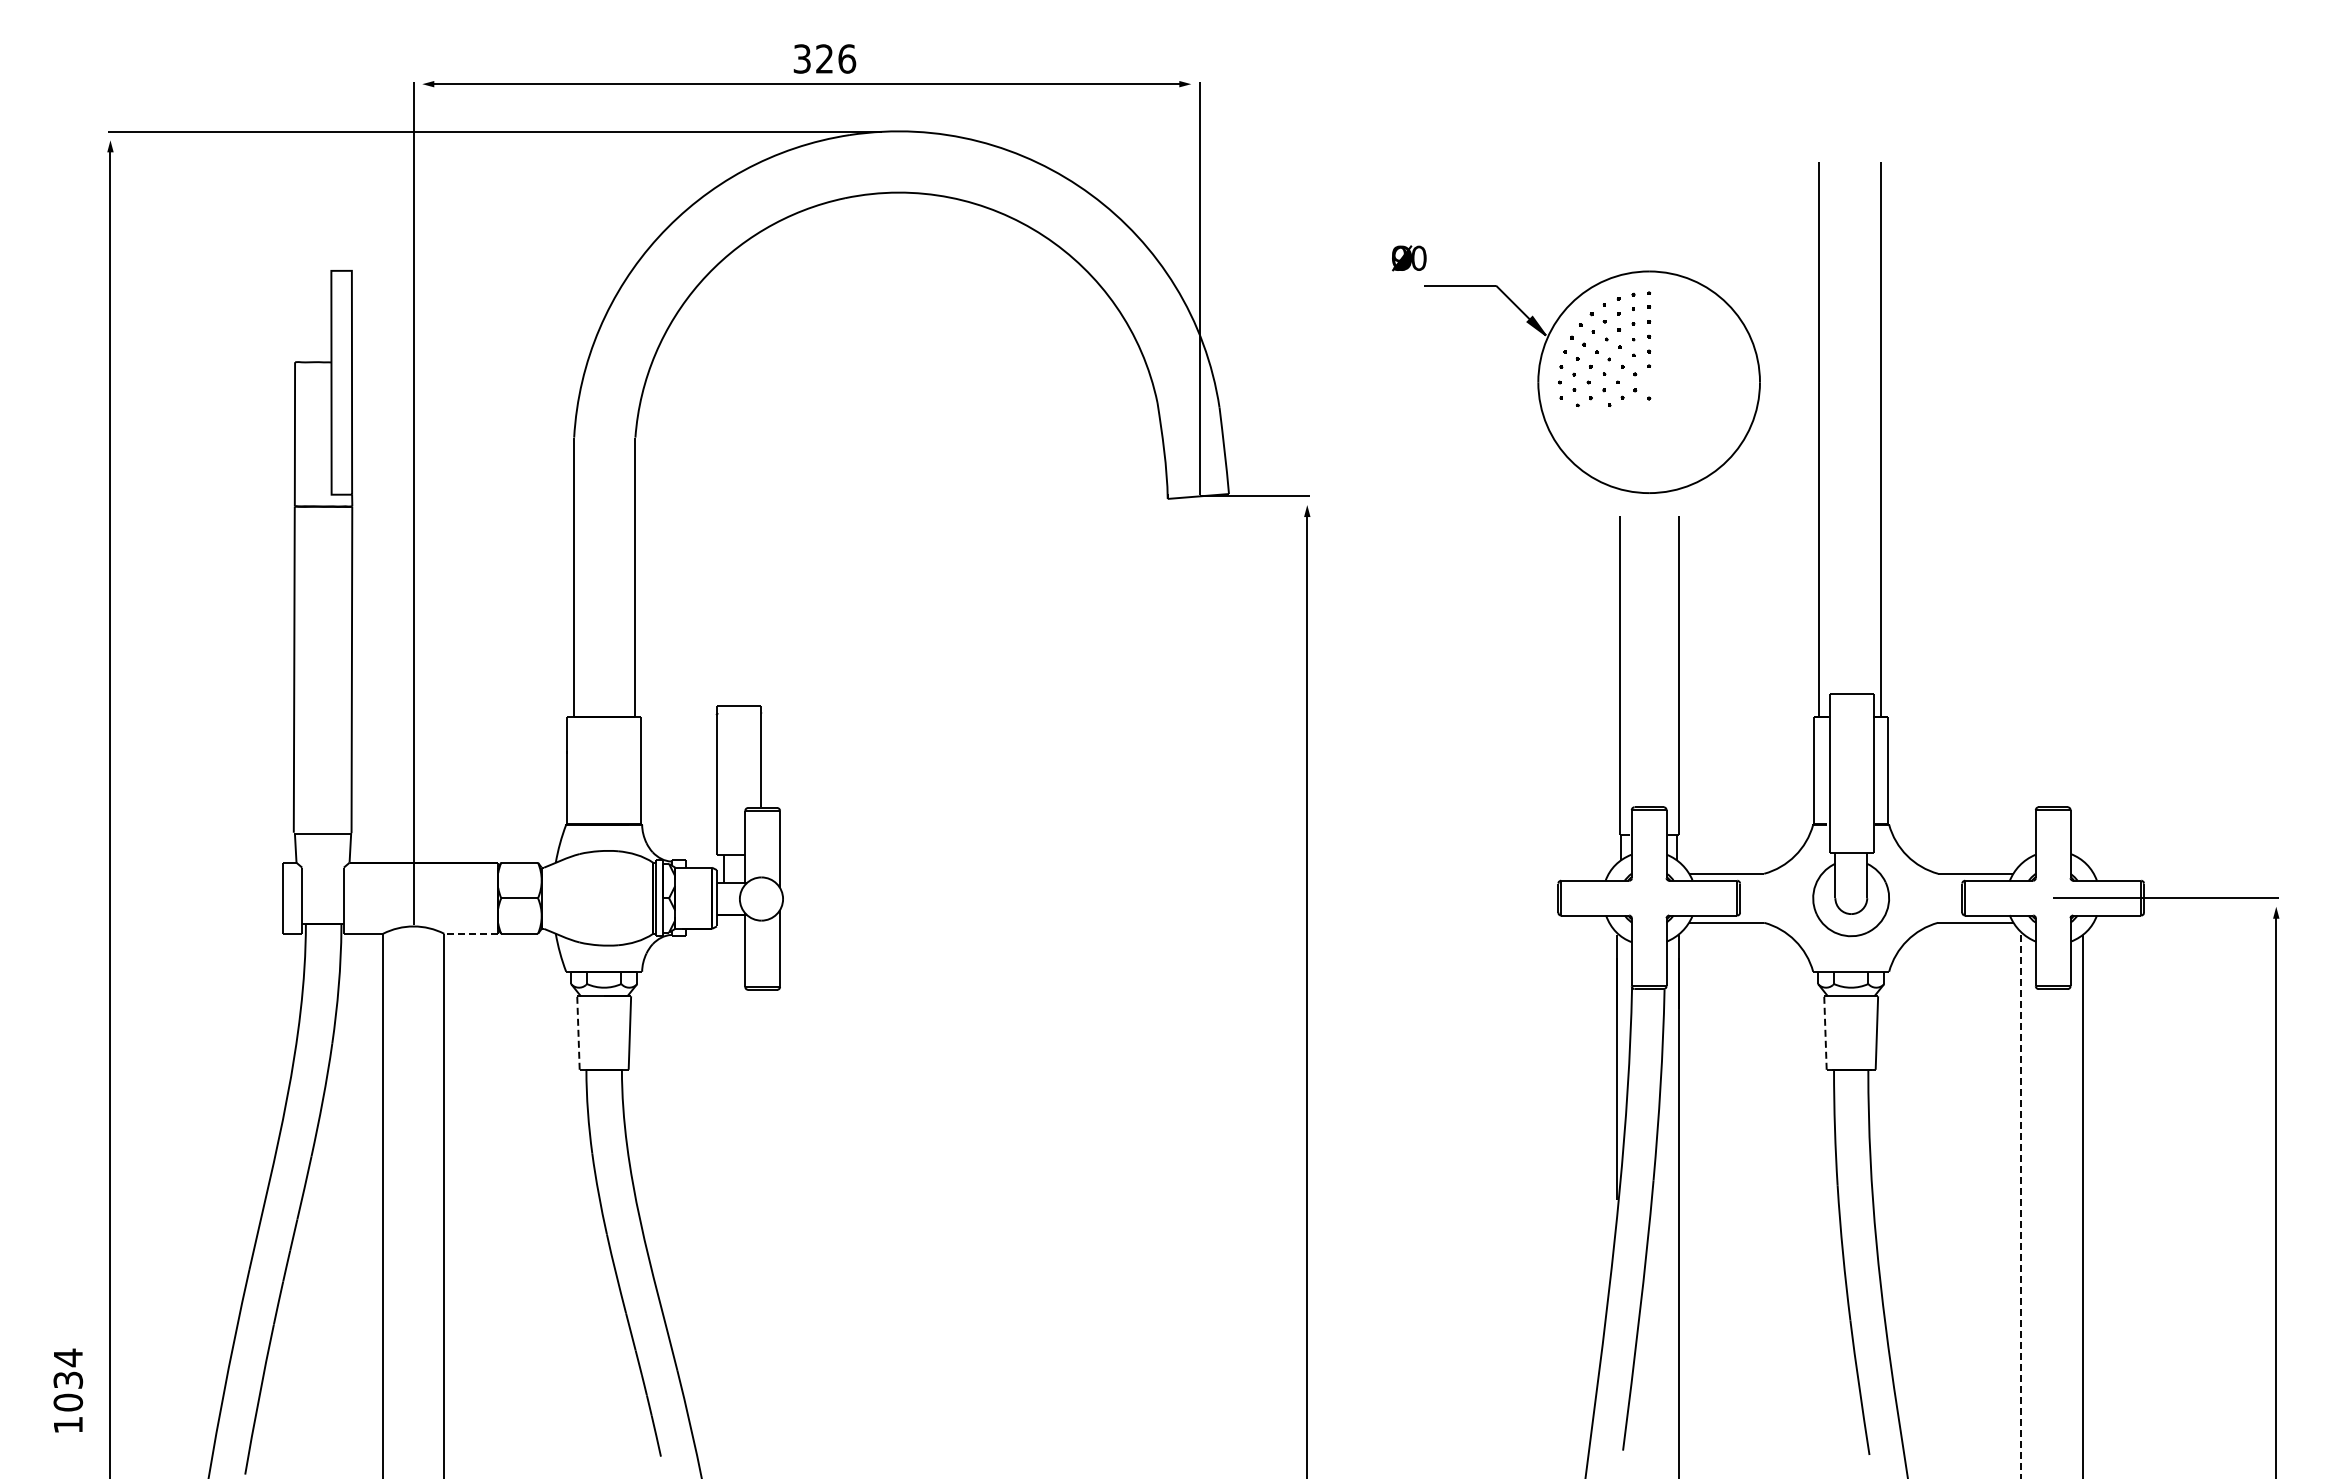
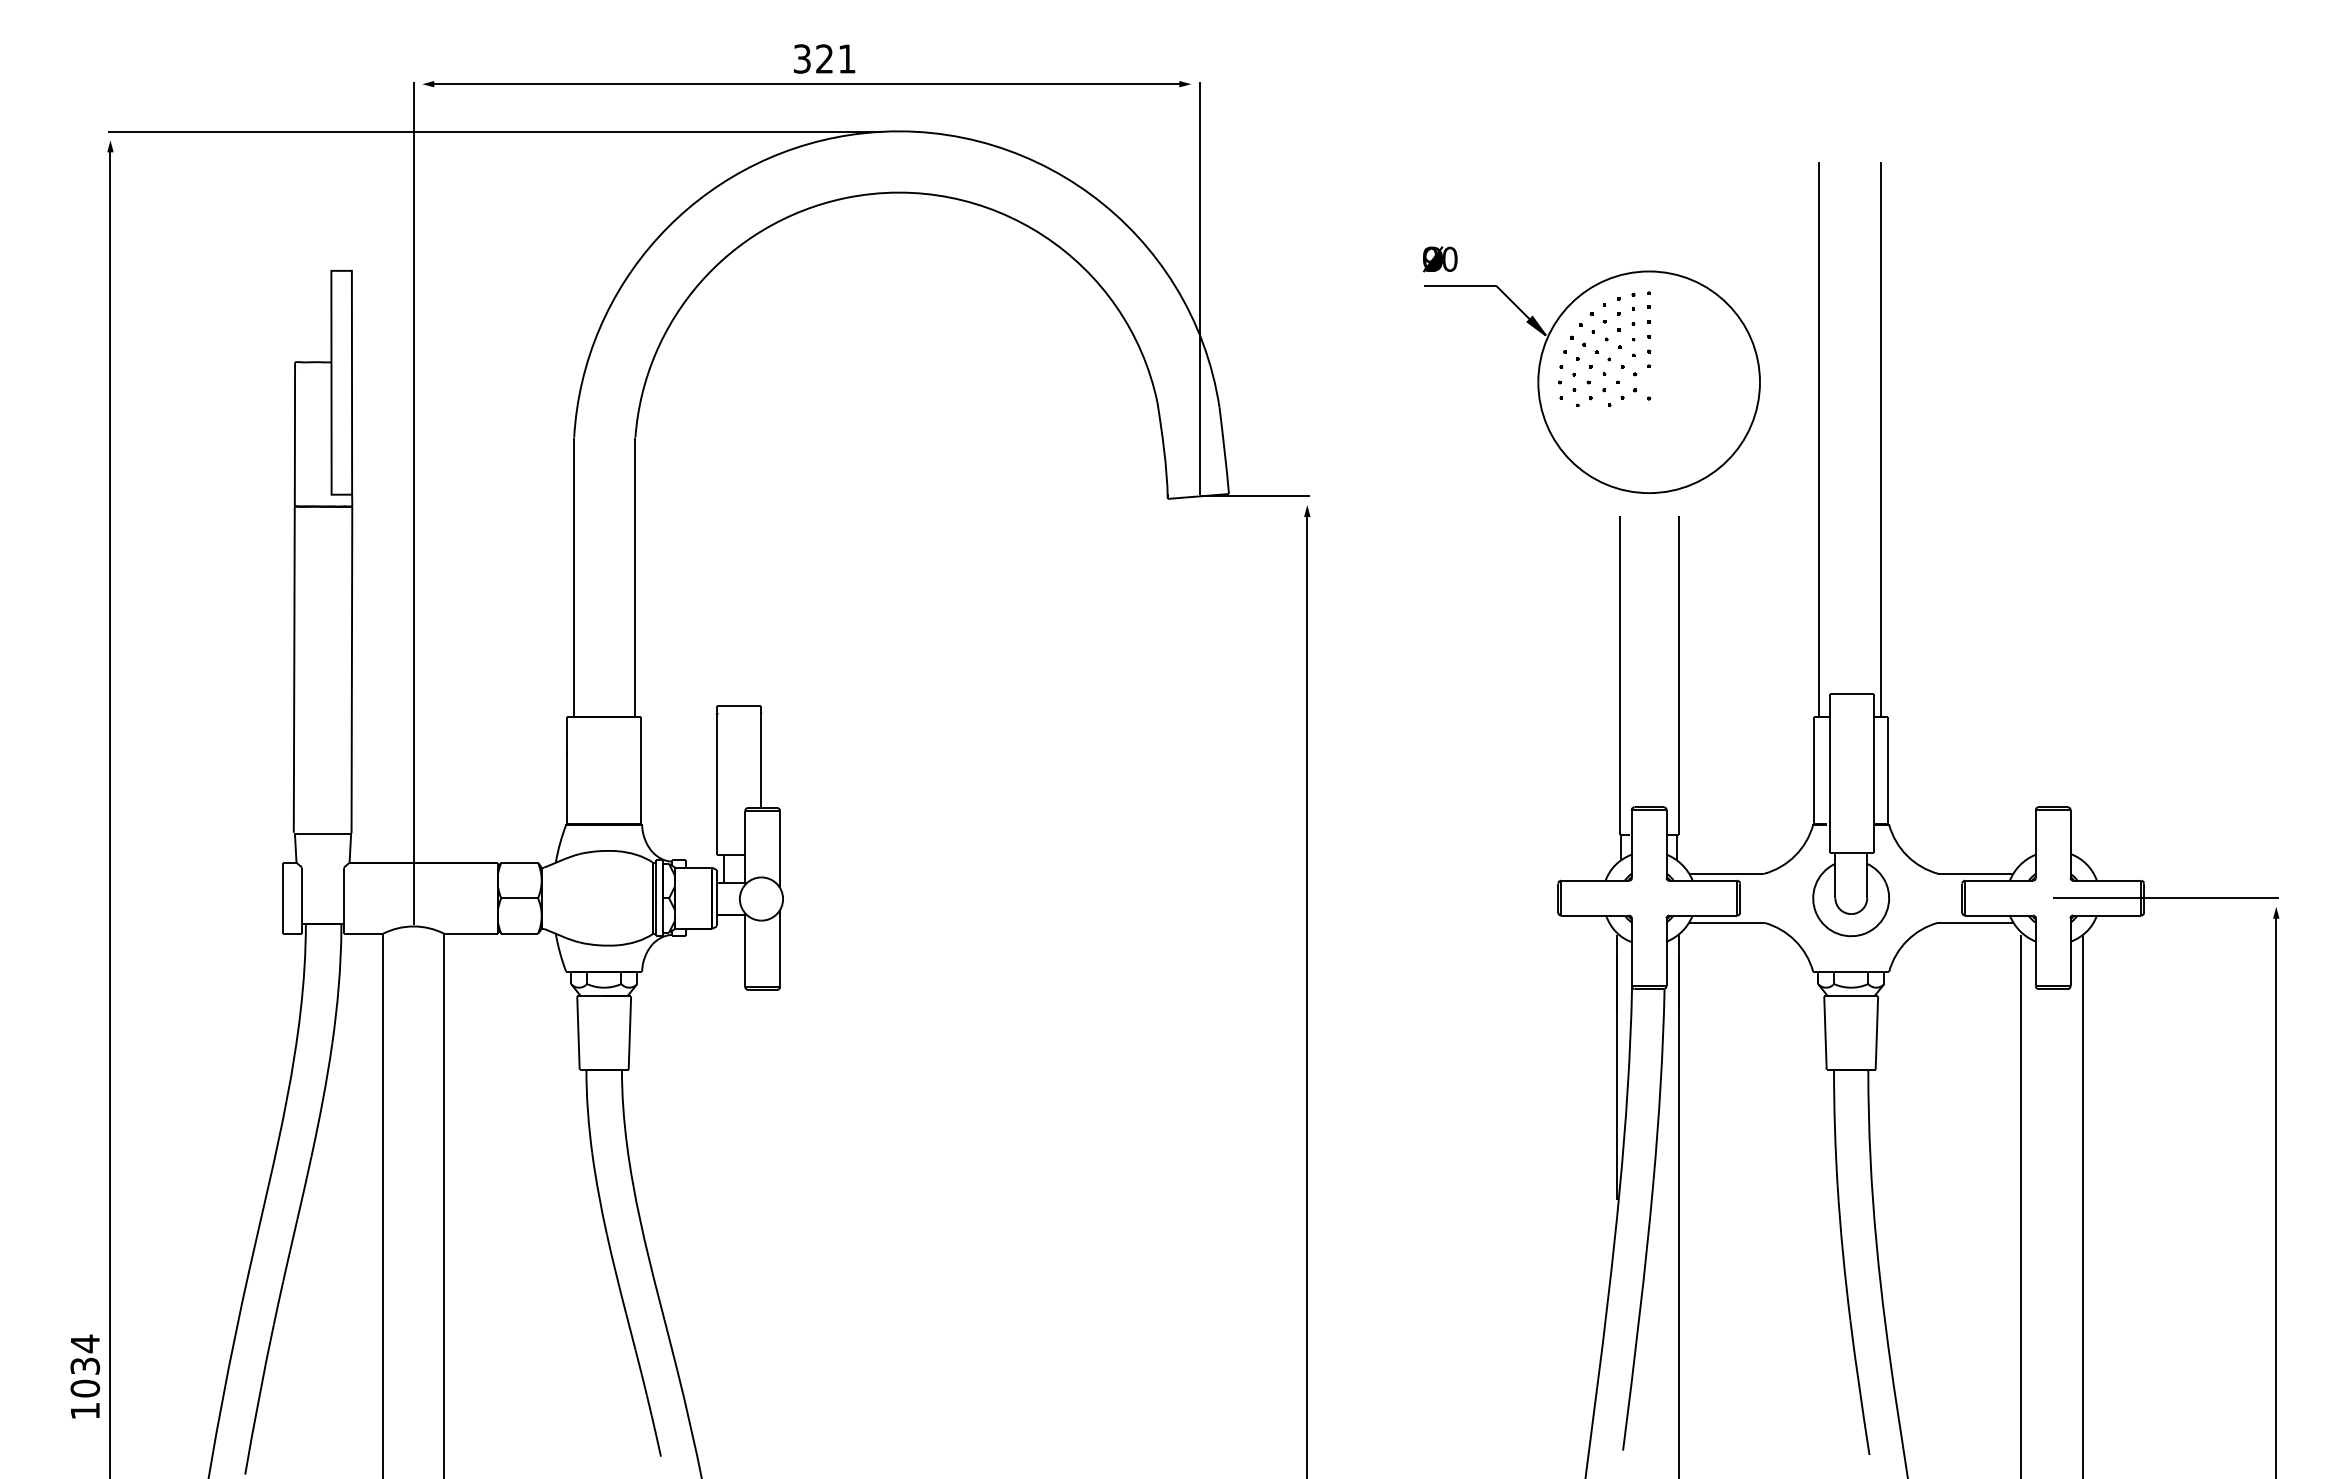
text: 326 -> 321 (847, 58)
text position: (1409, 258) -> (1440, 259) (1440, 259)
line: dashed -> solid (471, 933)
line: dashed -> solid (578, 1033)
line: dashed -> solid (1825, 1033)
line: dashed -> solid (2021, 1206)
text position: (68, 1390) -> (85, 1376) (85, 1376)
